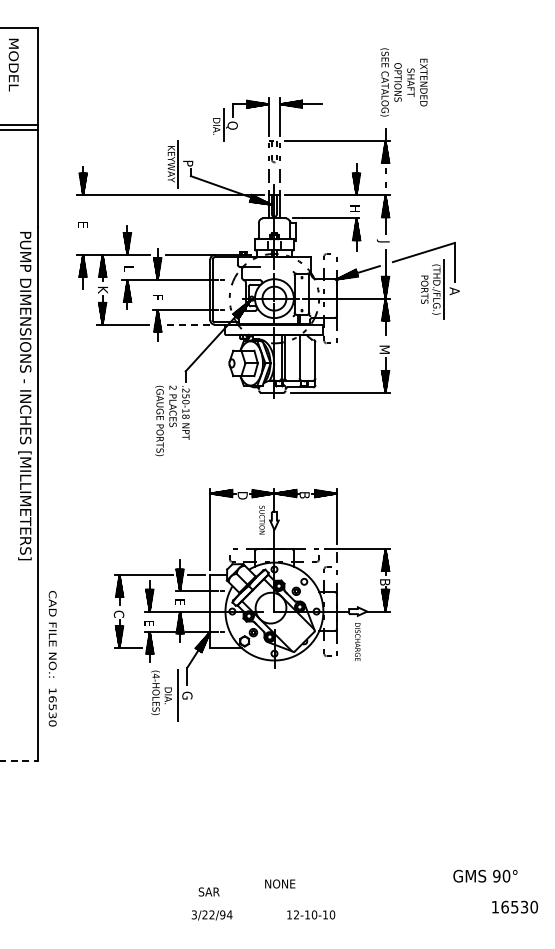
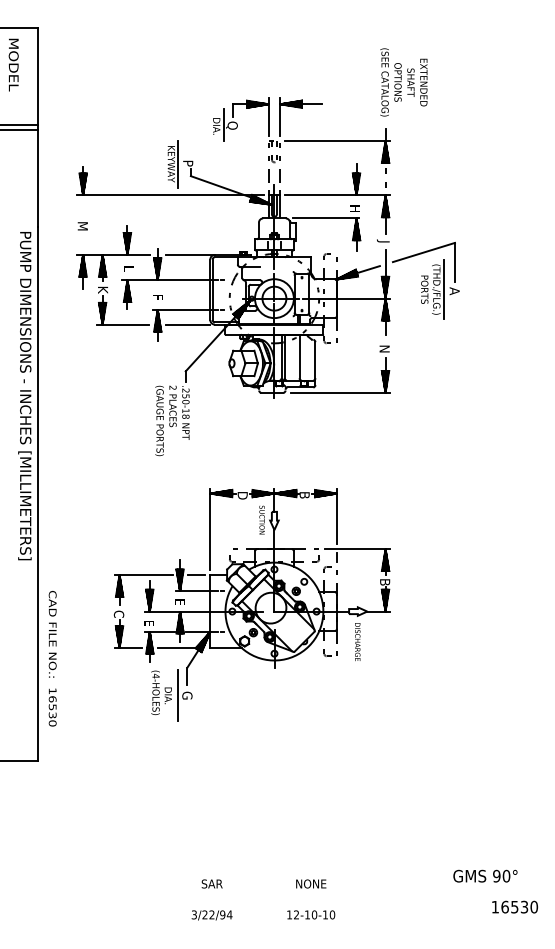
text: E -> M (82, 226)
line: dashed -> solid (187, 324)
text: M -> N (384, 350)
line: none -> present (177, 648)
line: dashed -> solid (19, 760)
text position: (280, 883) -> (311, 883) (311, 883)
text position: (208, 891) -> (211, 883) (211, 883)
